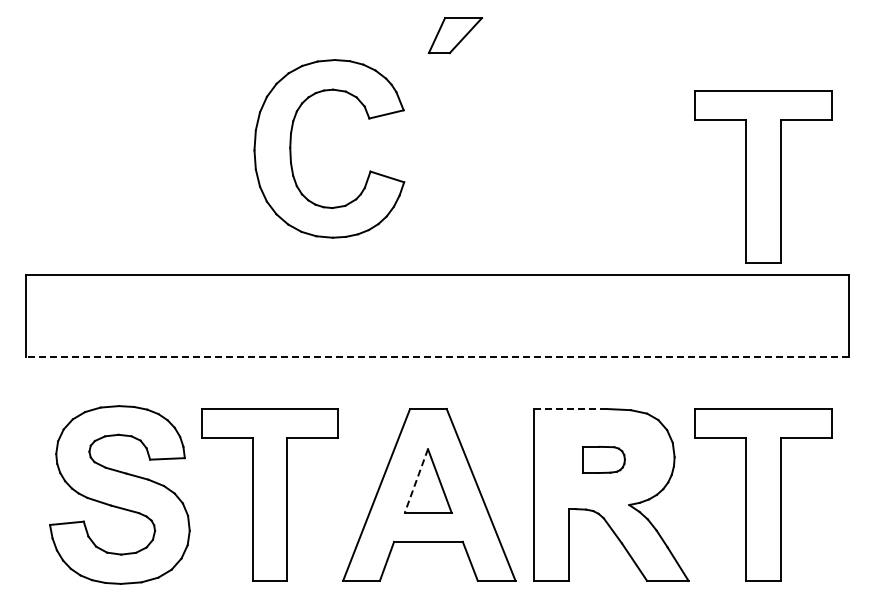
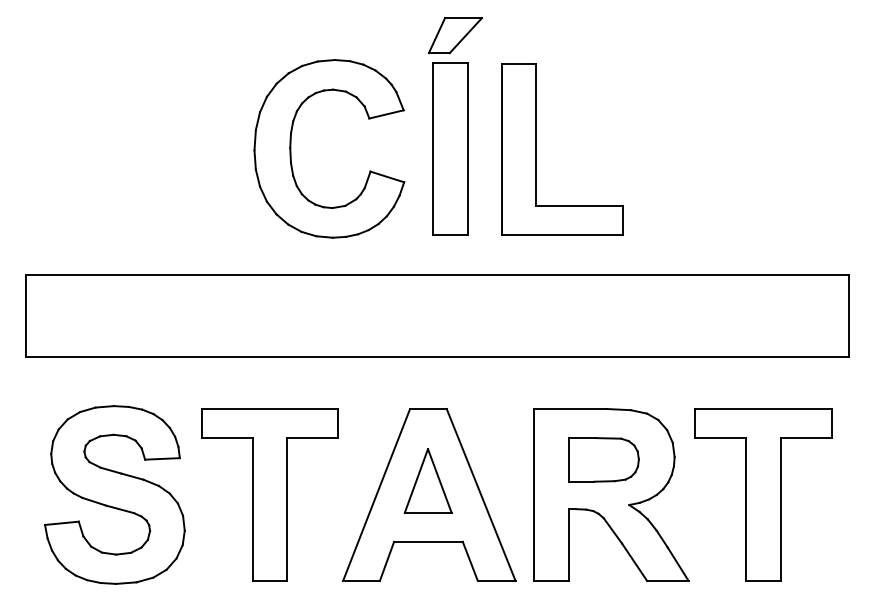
part: none -> present (450, 148)
part: none -> present (536, 149)
part: present -> none (763, 176)
line: dashed -> solid (437, 357)
line: dashed -> solid (570, 409)
part size: 44x28 px -> 72x46 px (603, 459)
line: dashed -> solid (416, 481)
part position: (119, 494) -> (114, 494) (114, 494)
